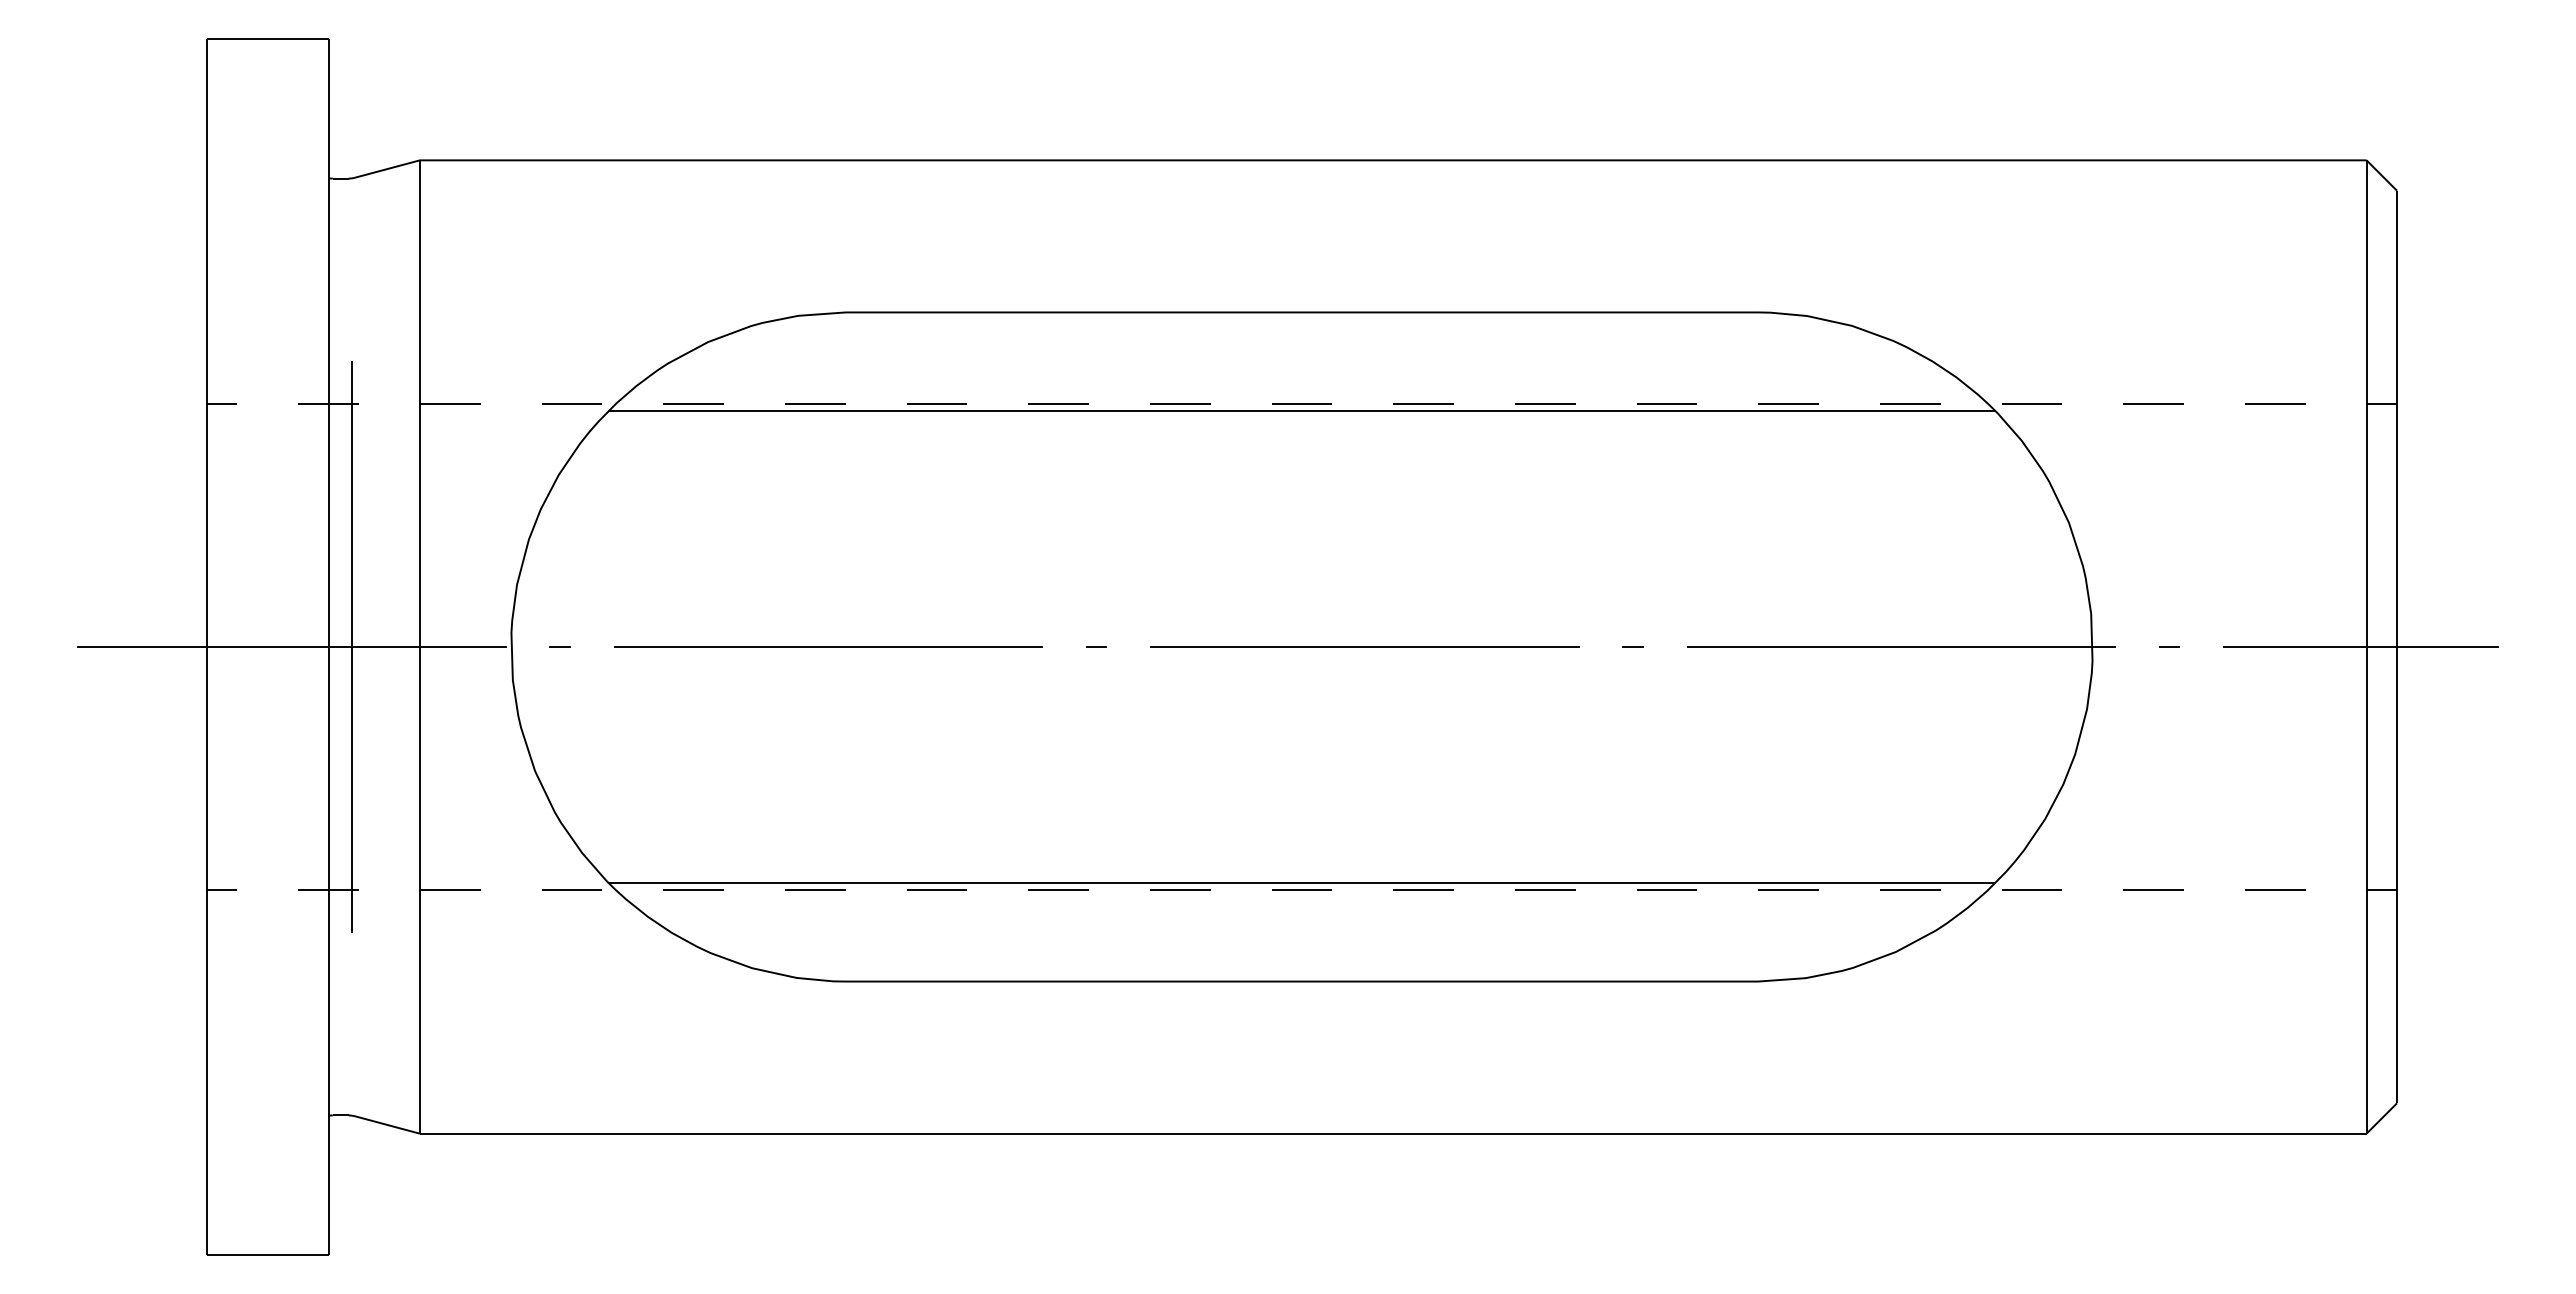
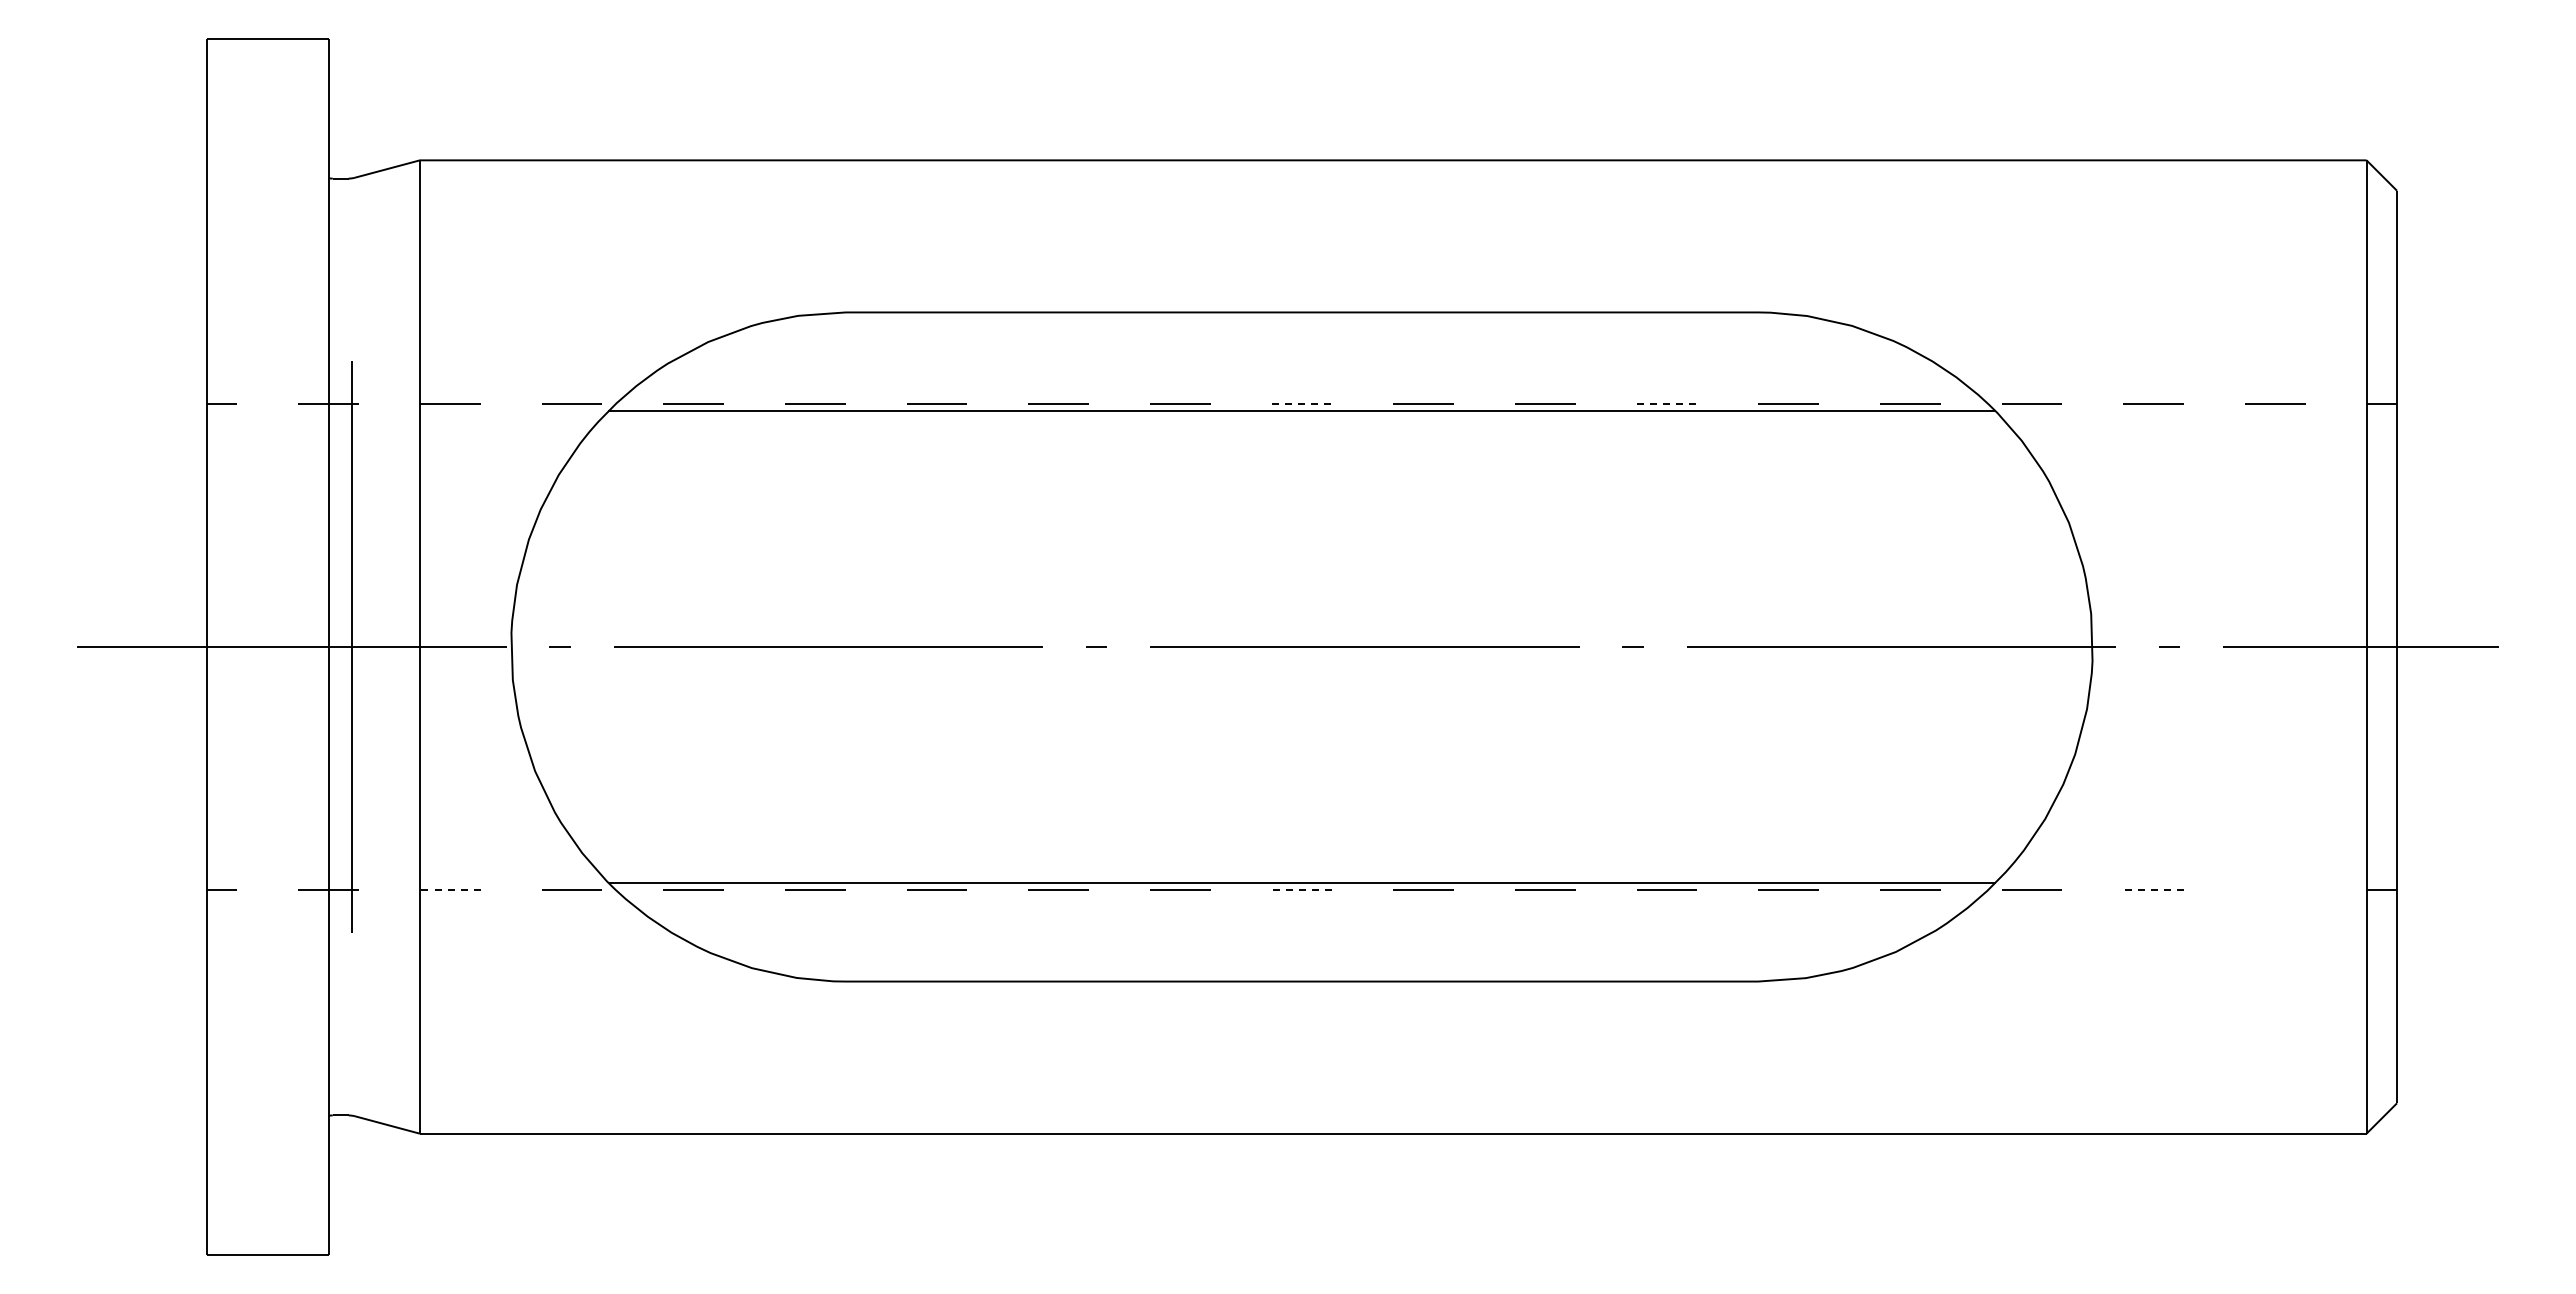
line: solid -> dashed (1302, 403)
line: solid -> dashed (1667, 403)
line: present -> none (2275, 889)
line: solid -> dashed (449, 890)
line: solid -> dashed (1301, 890)
line: solid -> dashed (2153, 890)
